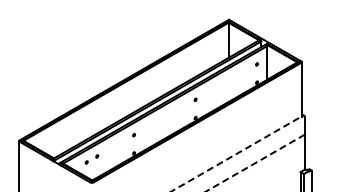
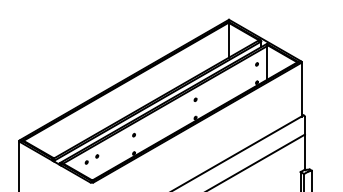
line: dashed -> solid (237, 153)
line: dashed -> solid (254, 163)
